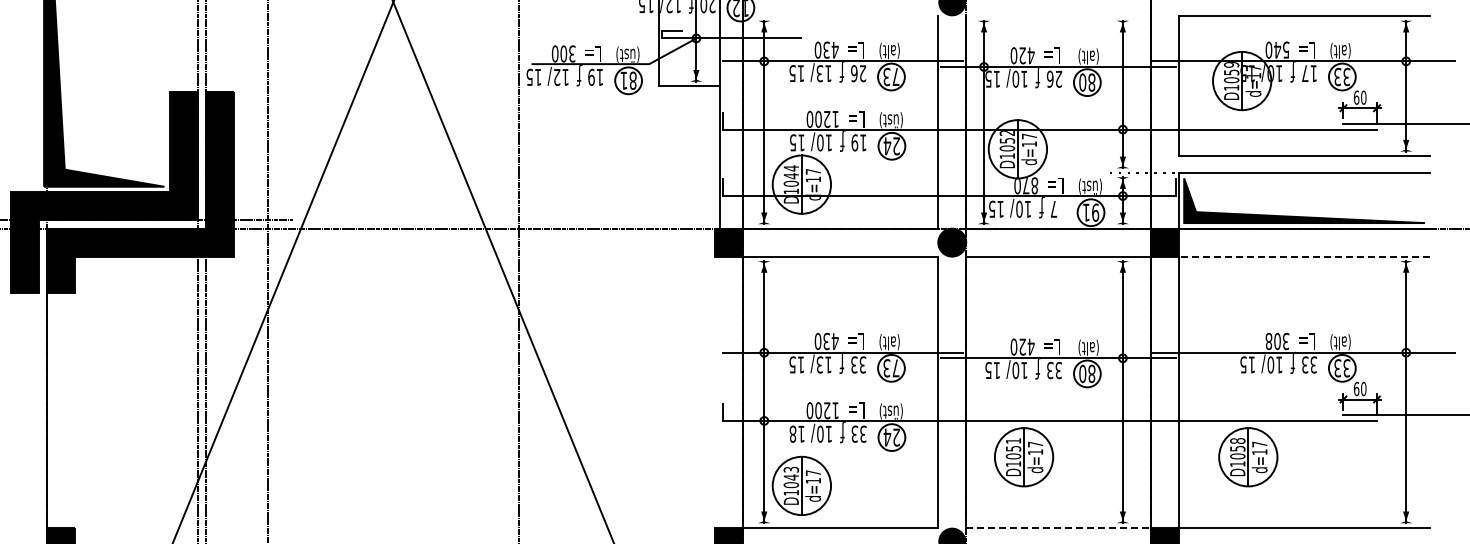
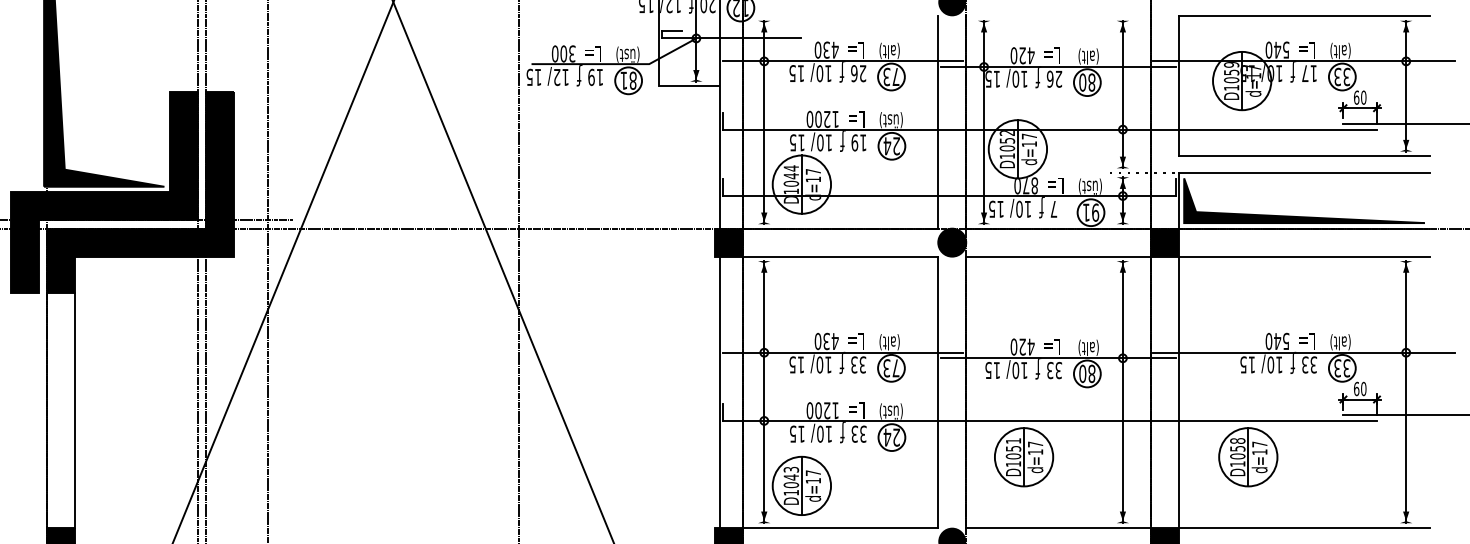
text: 13 -> 10 (819, 73)
line: dashed -> solid (1304, 256)
text: 308 -> 540 (1276, 341)
text: 13 -> 10 (819, 364)
line: none -> present (720, 391)
line: none -> present (74, 409)
text: 18 -> 15 (792, 433)
line: dashed -> solid (1058, 527)
